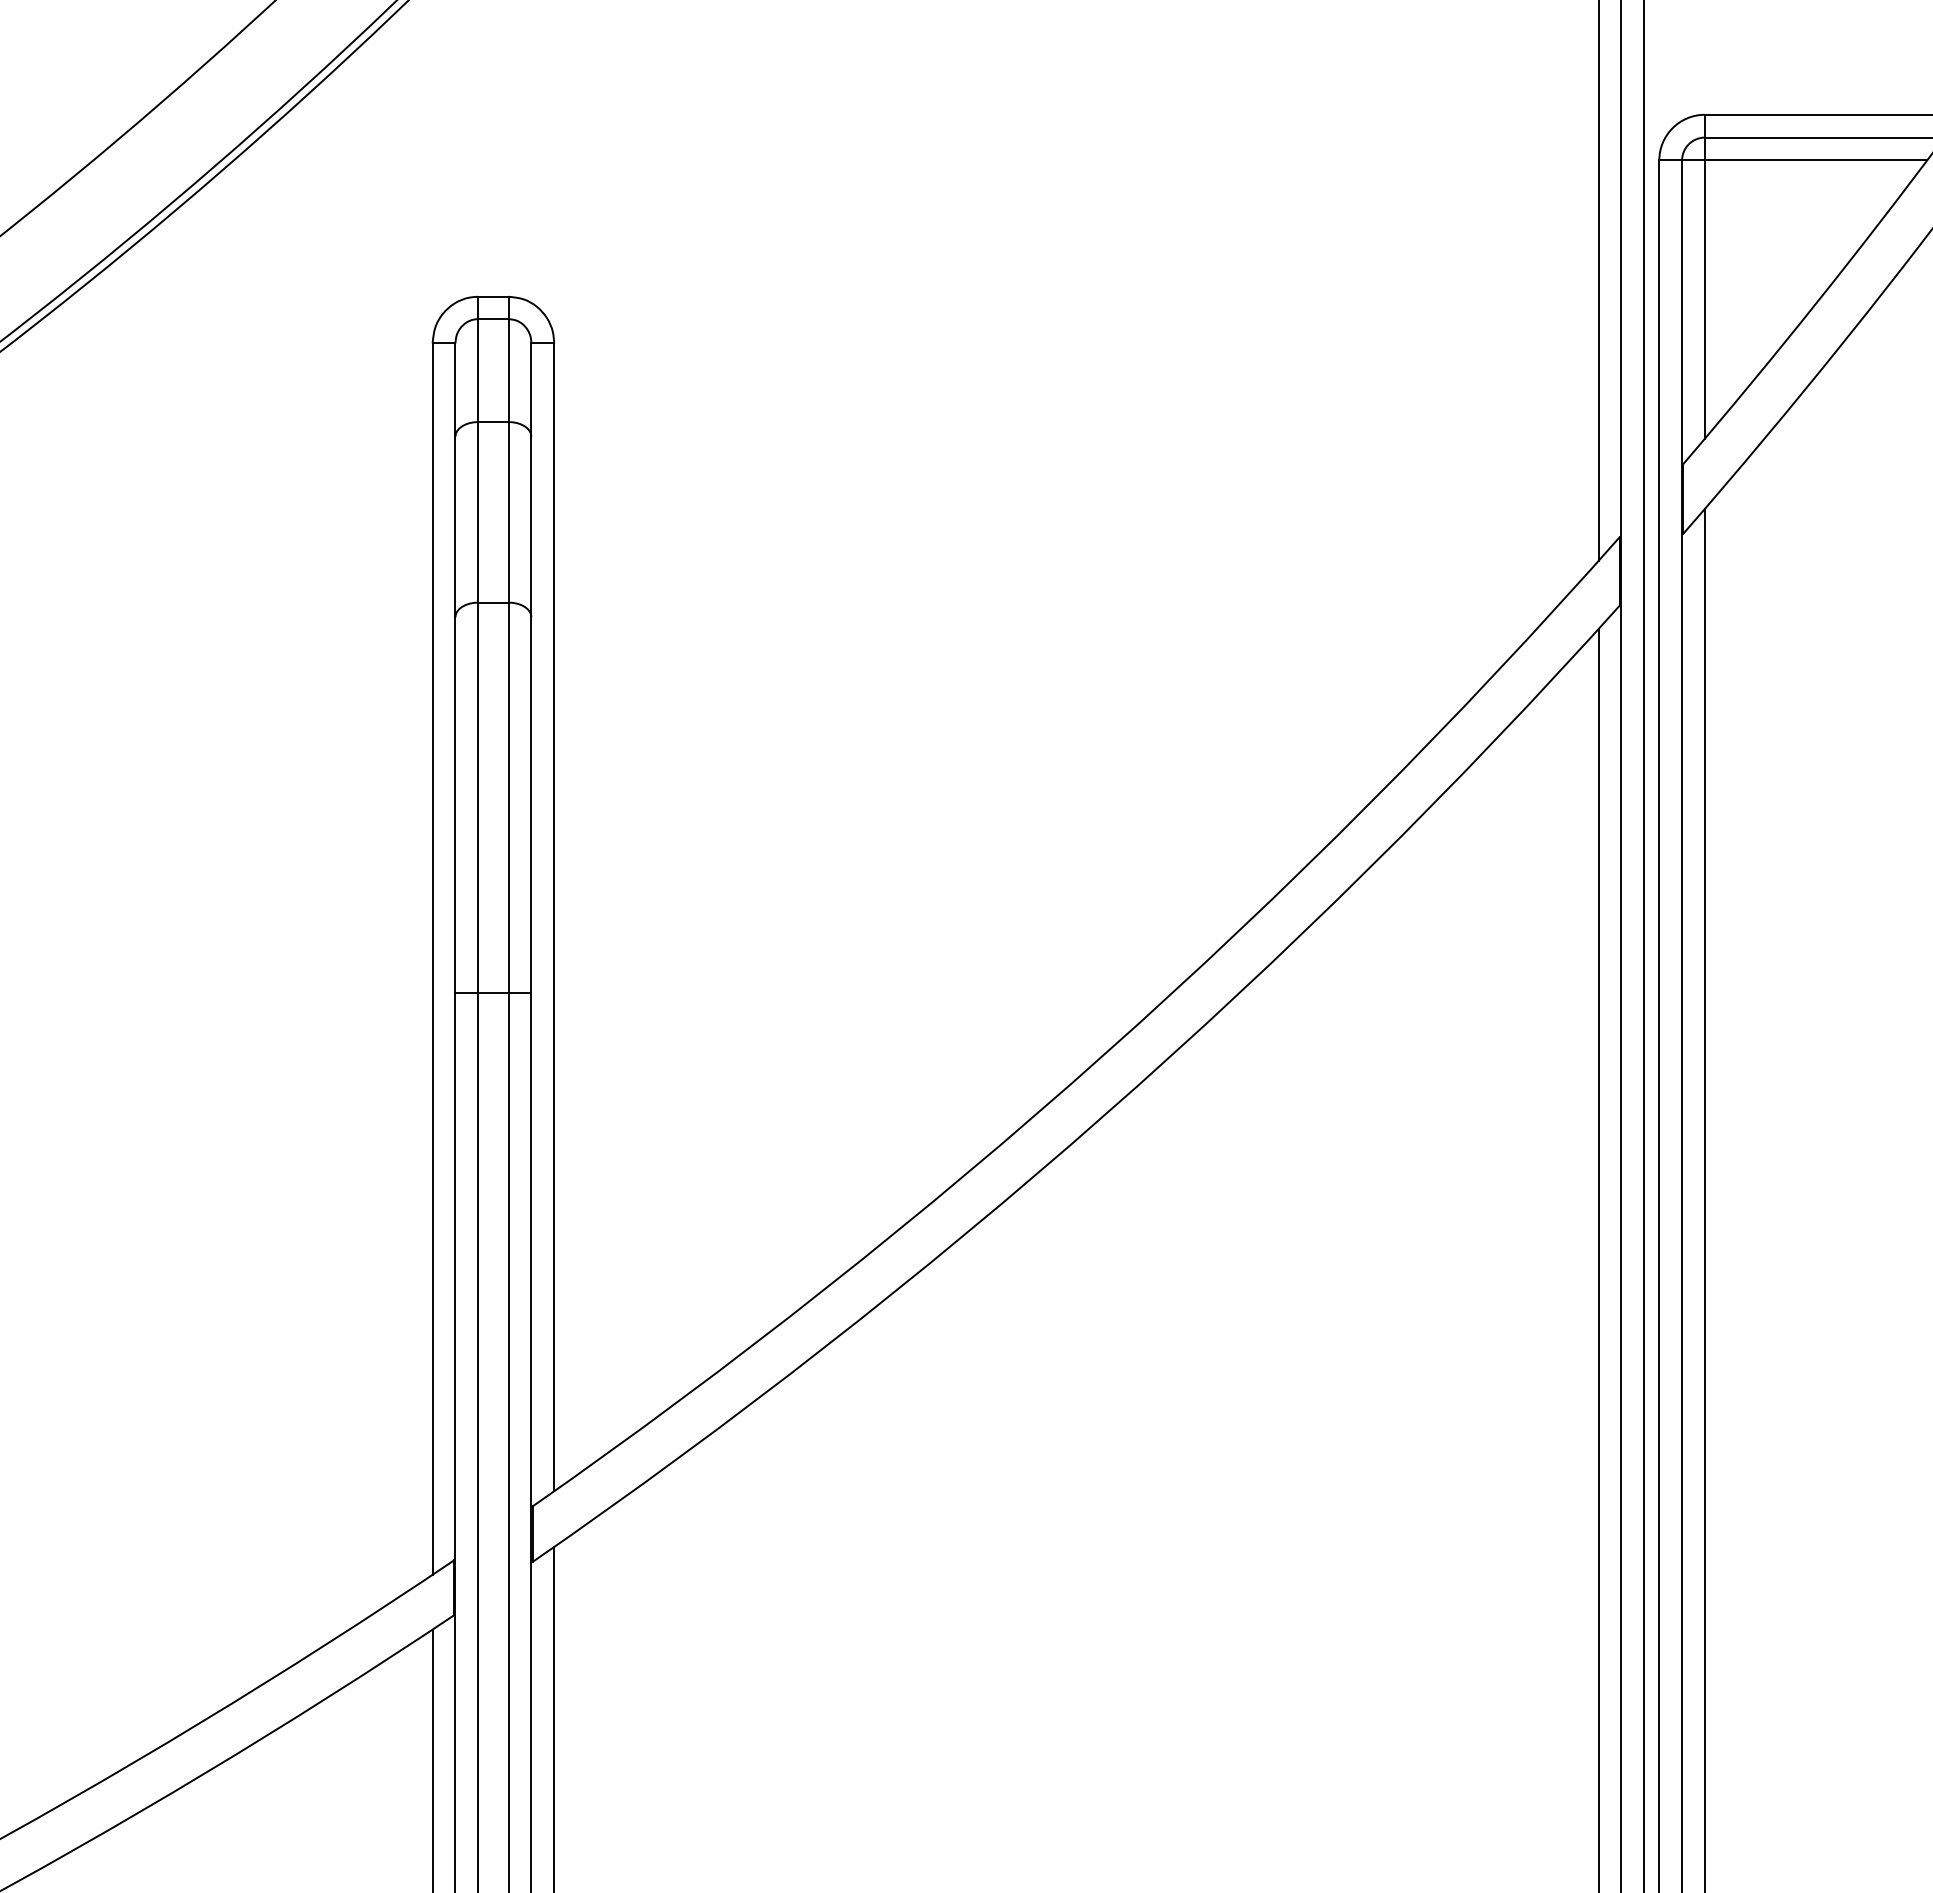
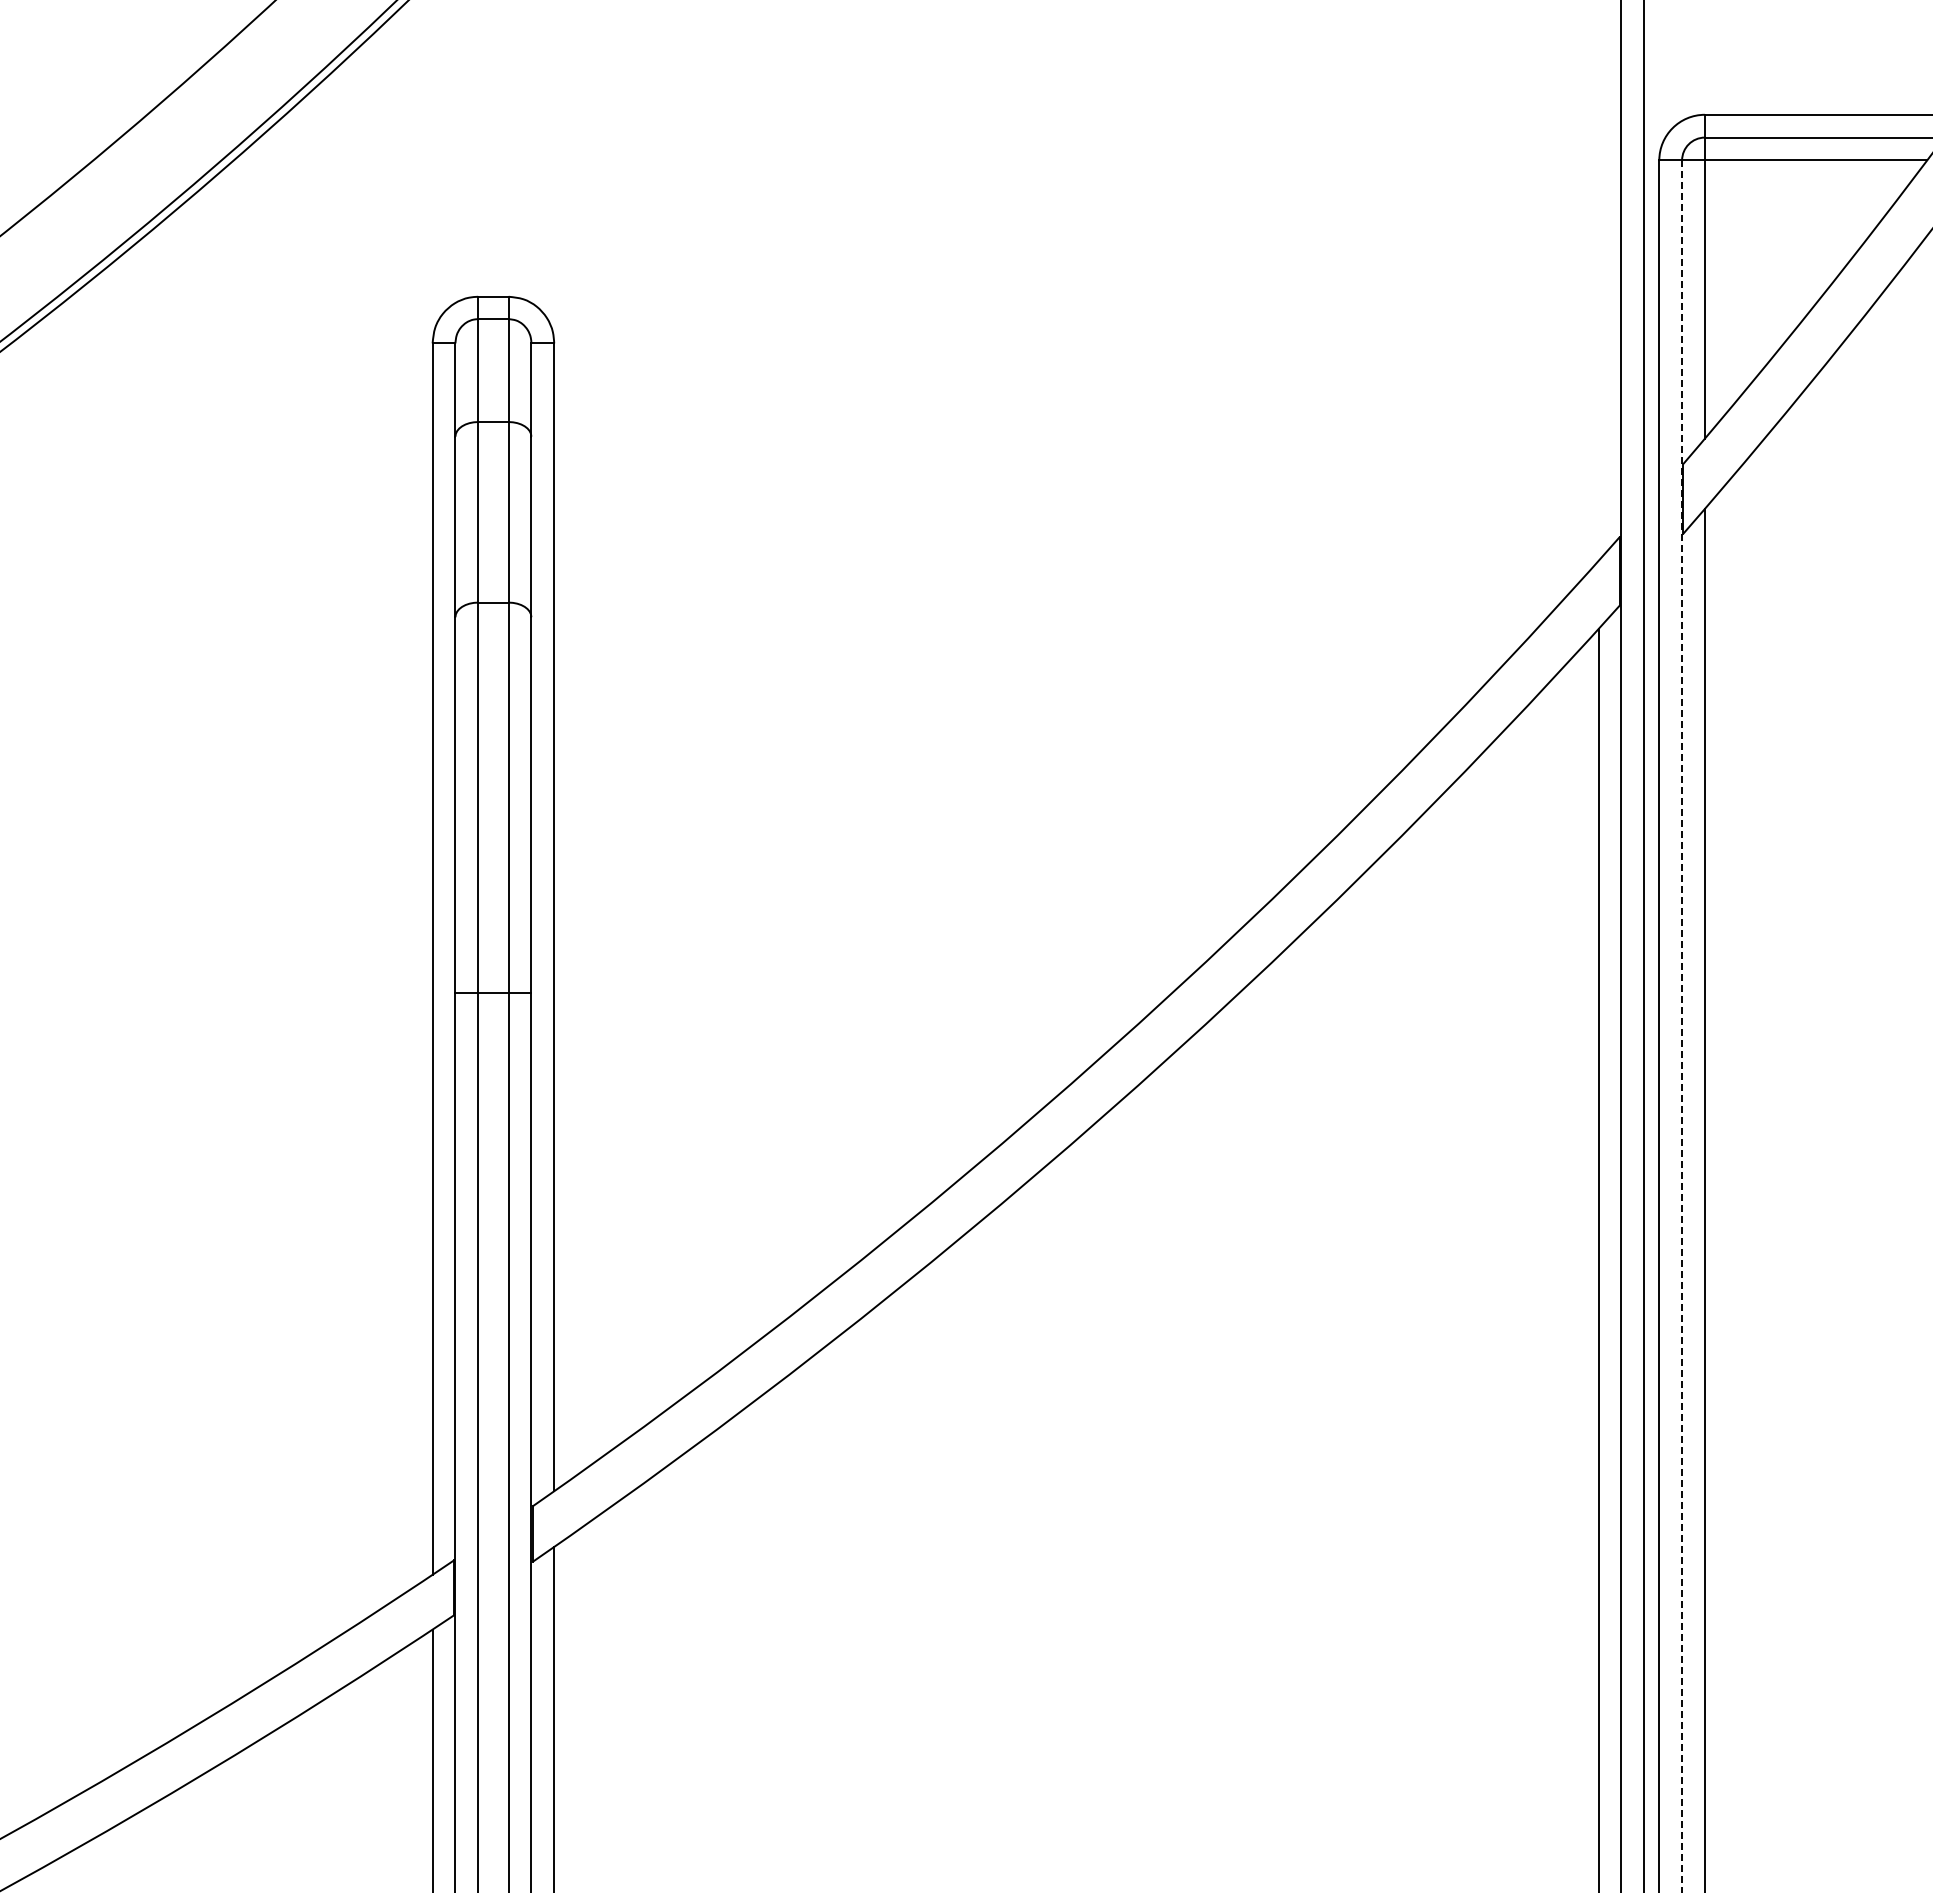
line: present -> none (1598, 281)
line: solid -> dashed (1682, 1026)
